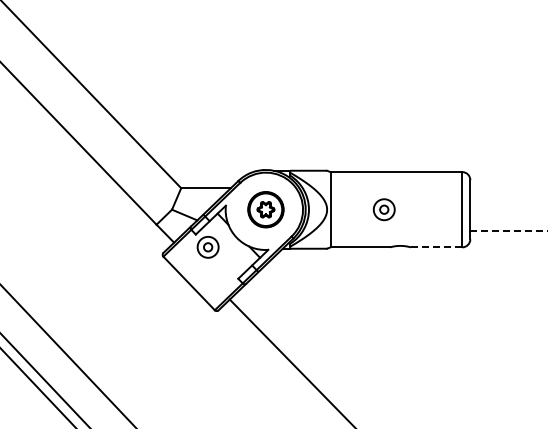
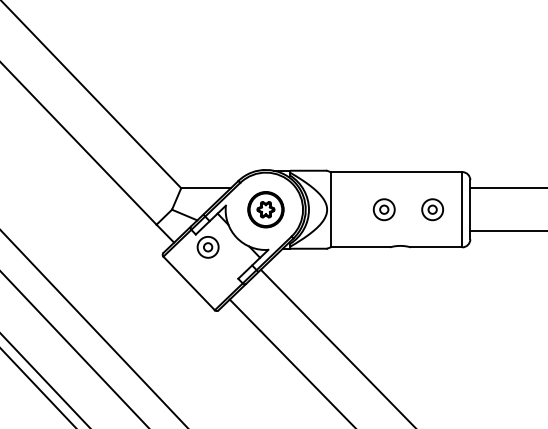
line: none -> present (507, 188)
part: none -> present (432, 209)
line: dashed -> solid (509, 231)
line: dashed -> solid (436, 247)
line: none -> present (93, 328)
line: none -> present (336, 347)
line position: (67, 355) -> (74, 349) (74, 349)
